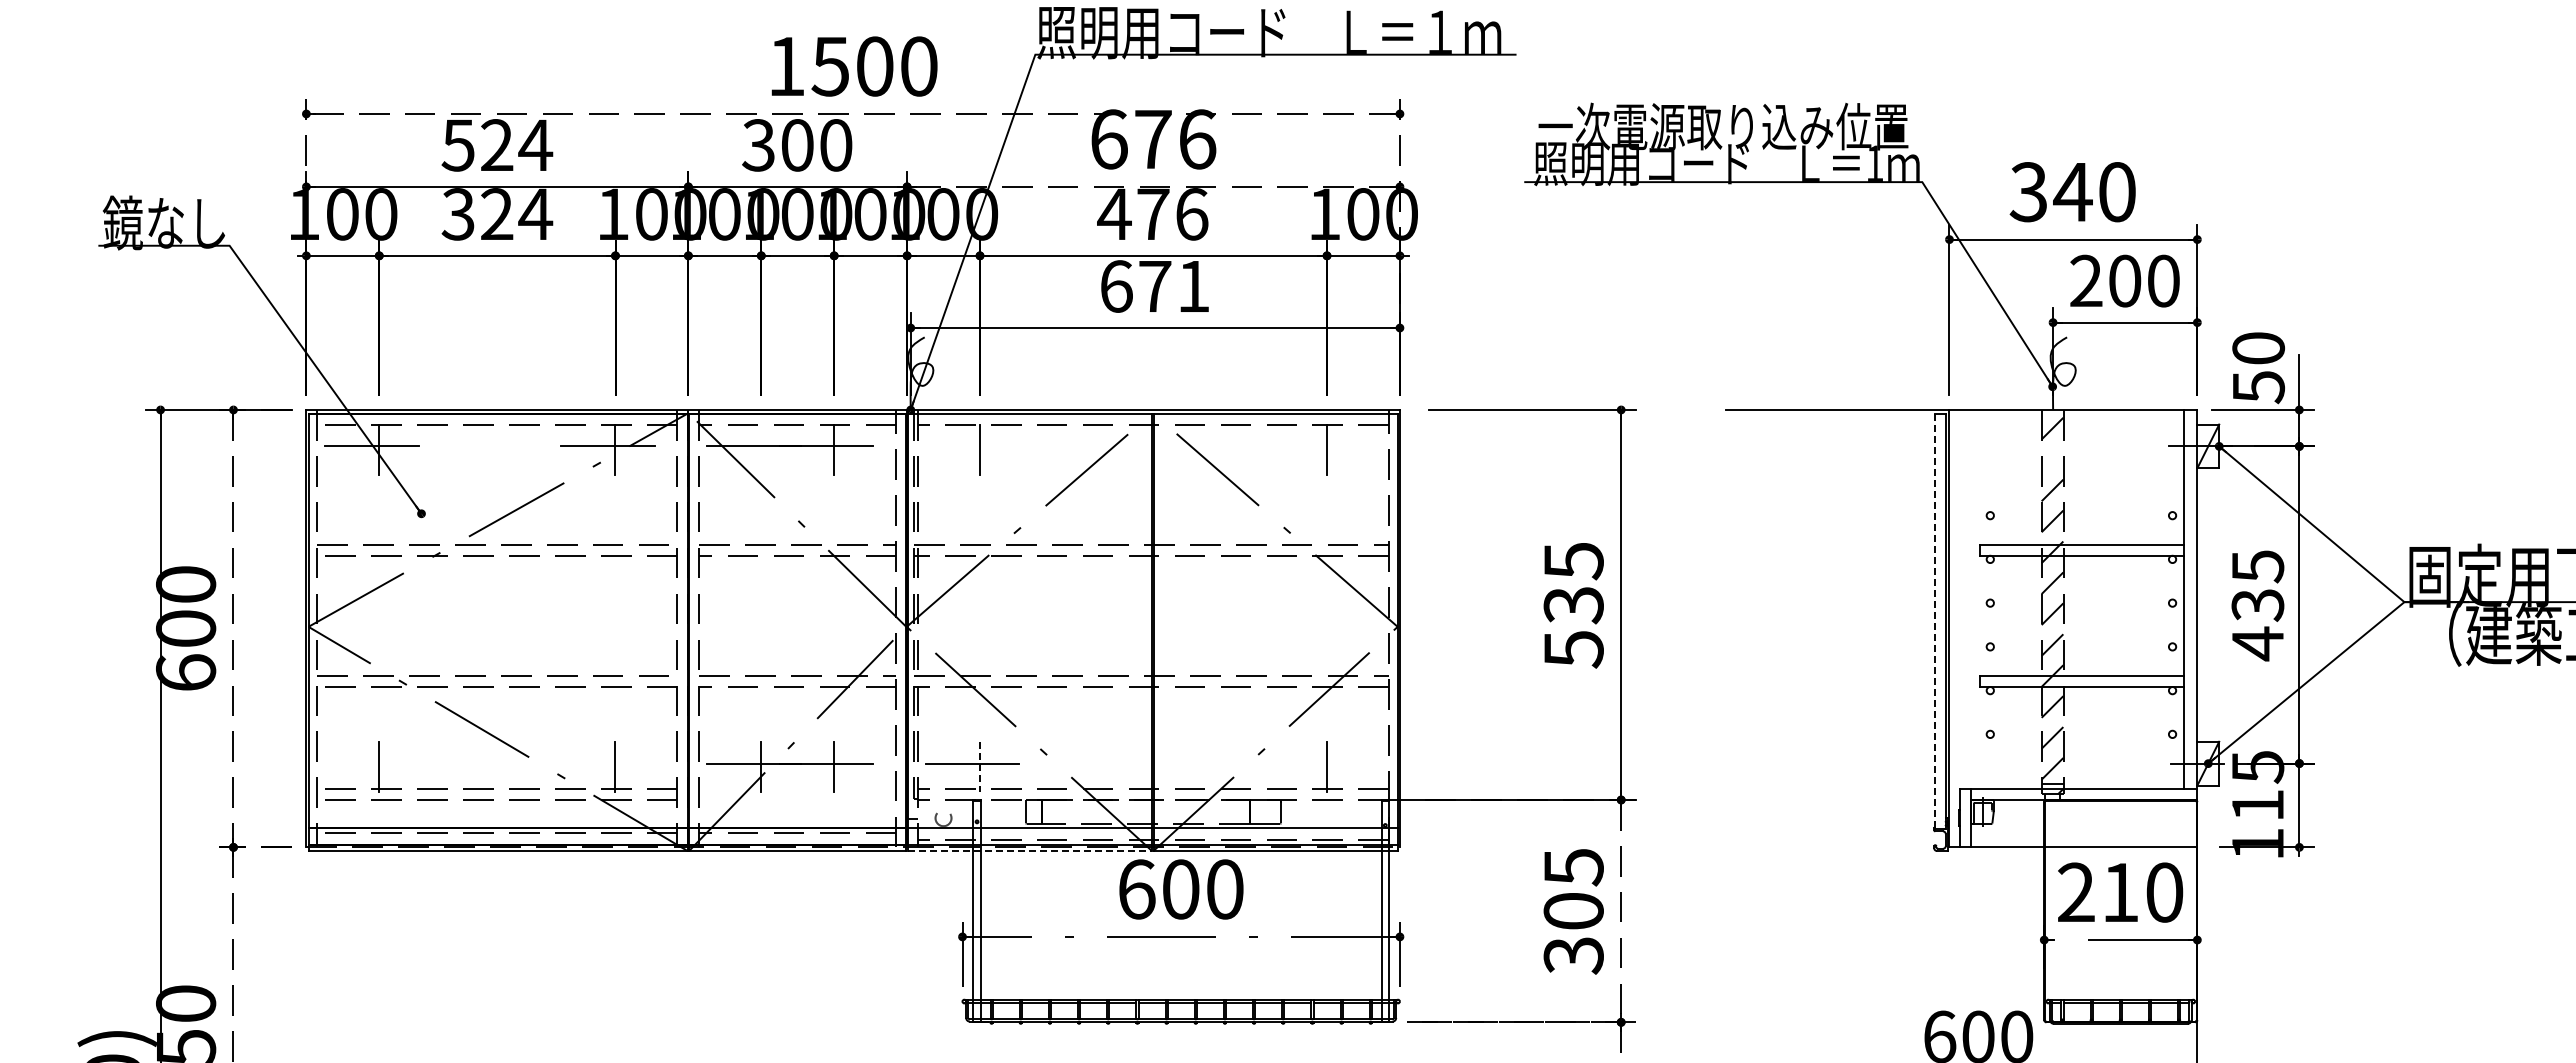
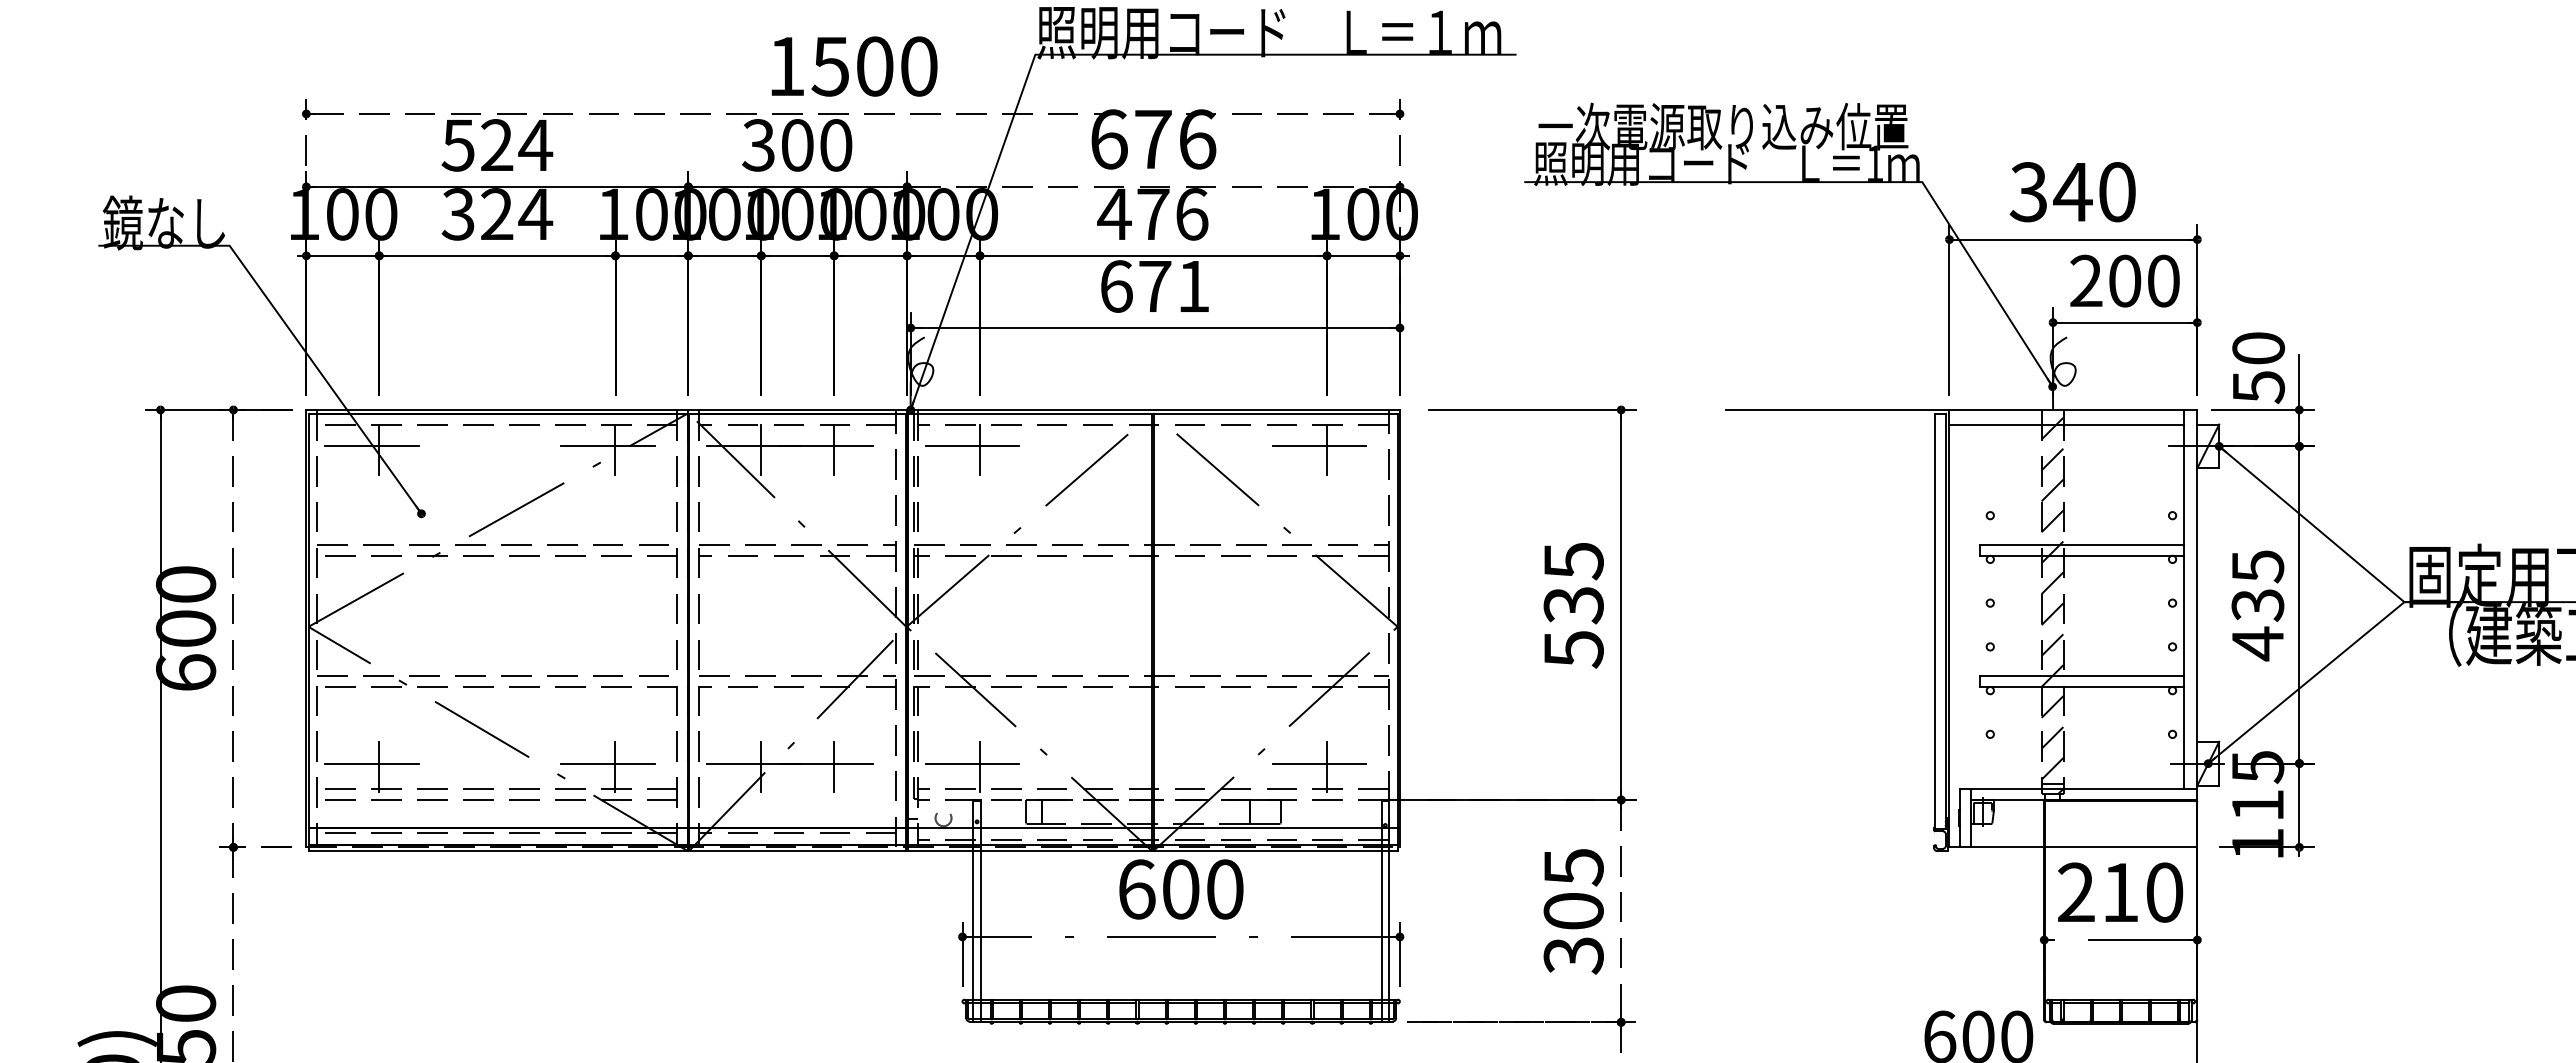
line: none -> present (2066, 424)
line: none -> present (972, 446)
line: none -> present (1319, 446)
line: none -> present (761, 449)
line: none -> present (2052, 459)
line: dashed -> solid (1934, 621)
line: none -> present (371, 763)
line: none -> present (607, 763)
line: none -> present (1319, 763)
line: dashed -> solid (979, 767)
line: dashed -> solid (1030, 851)
